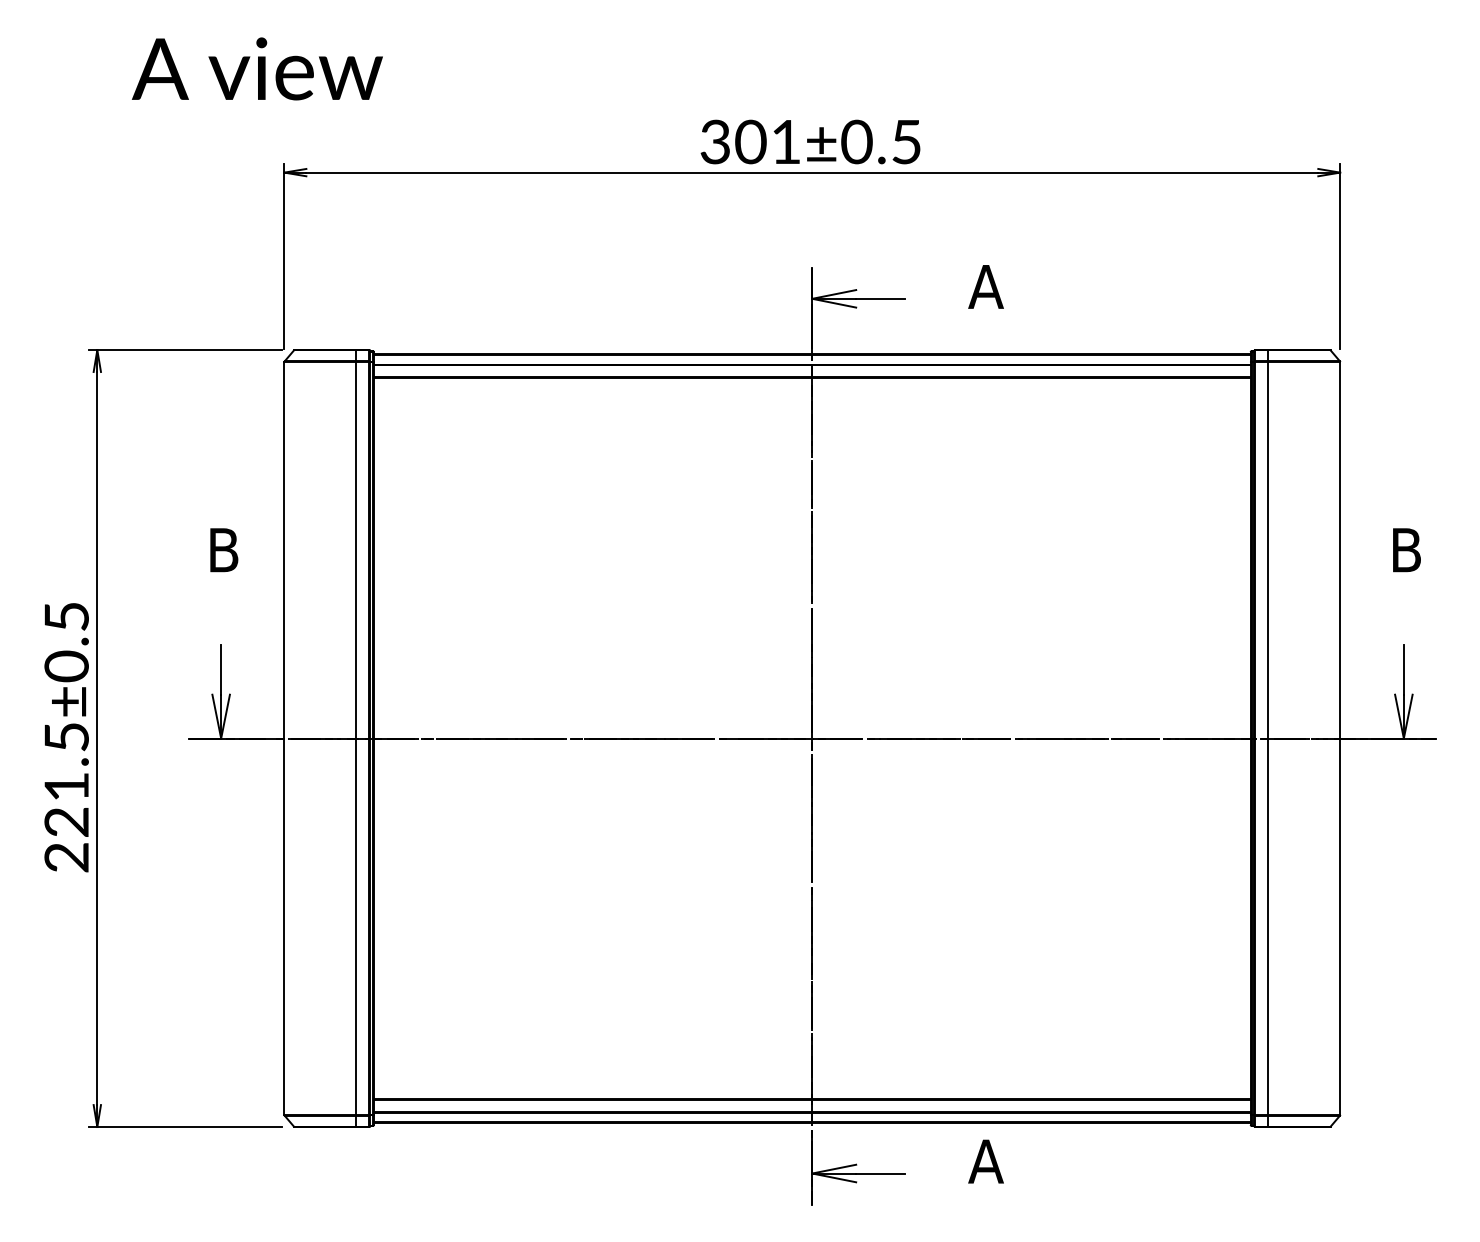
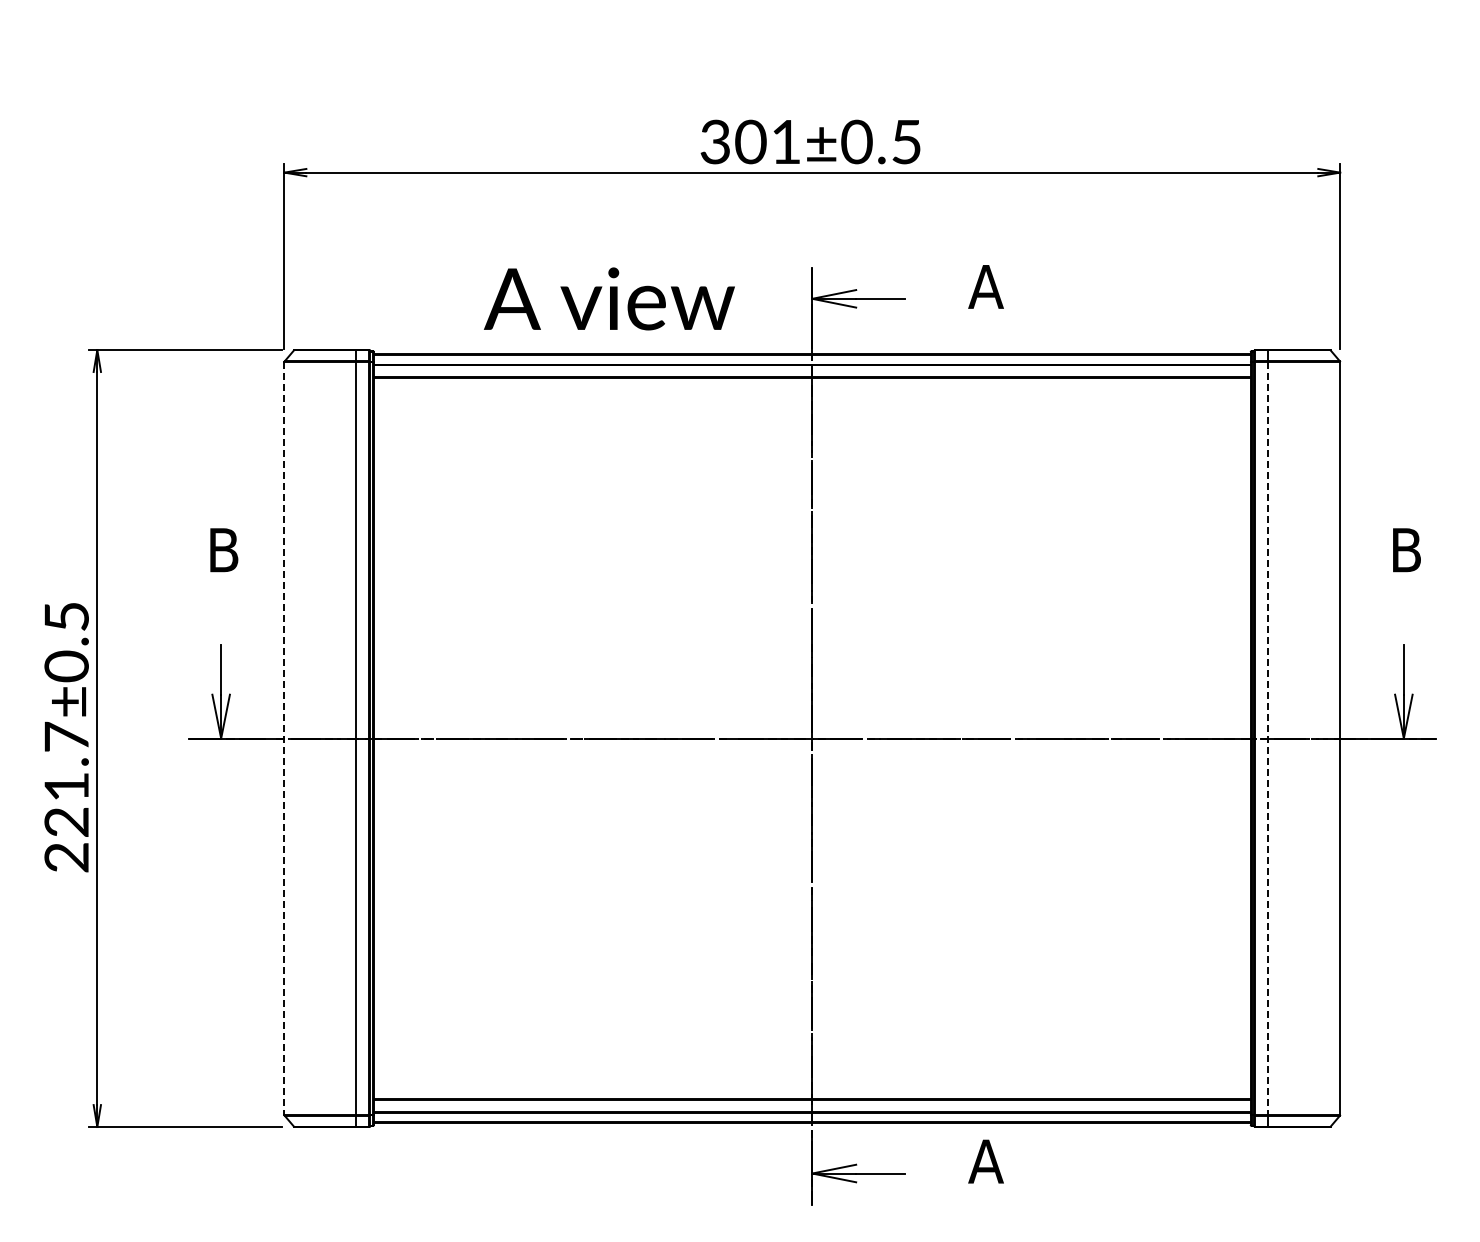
text position: (257, 68) -> (609, 298) (609, 298)
text: 221.5±0.5 -> 221.7±0.5 (66, 736)
line: solid -> dashed (284, 739)
line: solid -> dashed (1268, 739)
